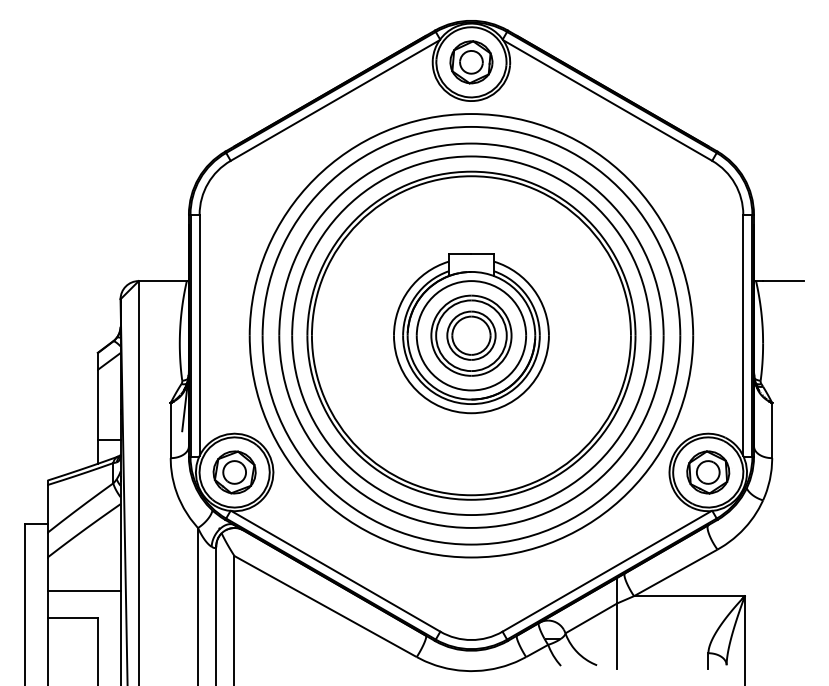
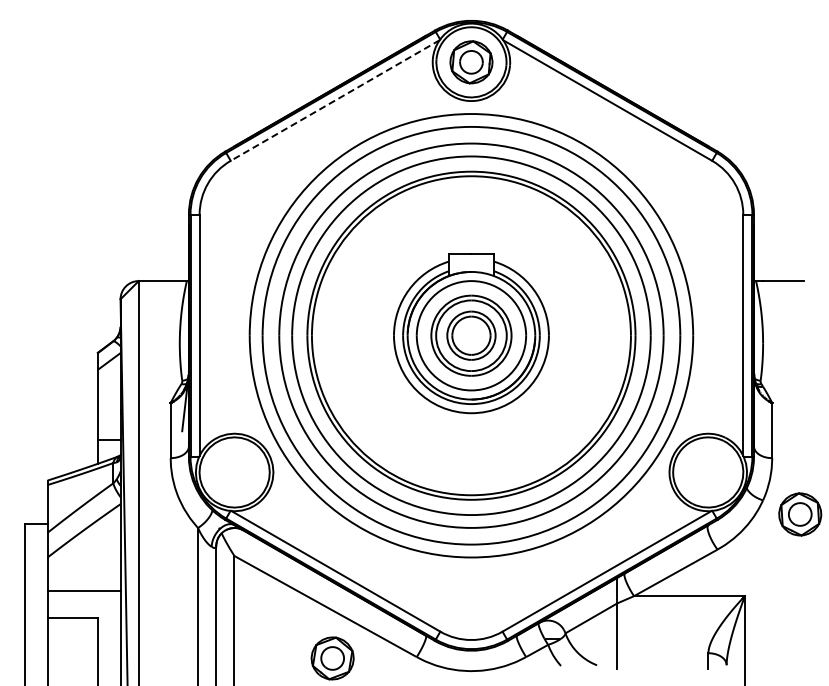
line: solid -> dashed (335, 100)
part position: (234, 472) -> (332, 658) (332, 658)
part position: (708, 472) -> (800, 514) (800, 514)
